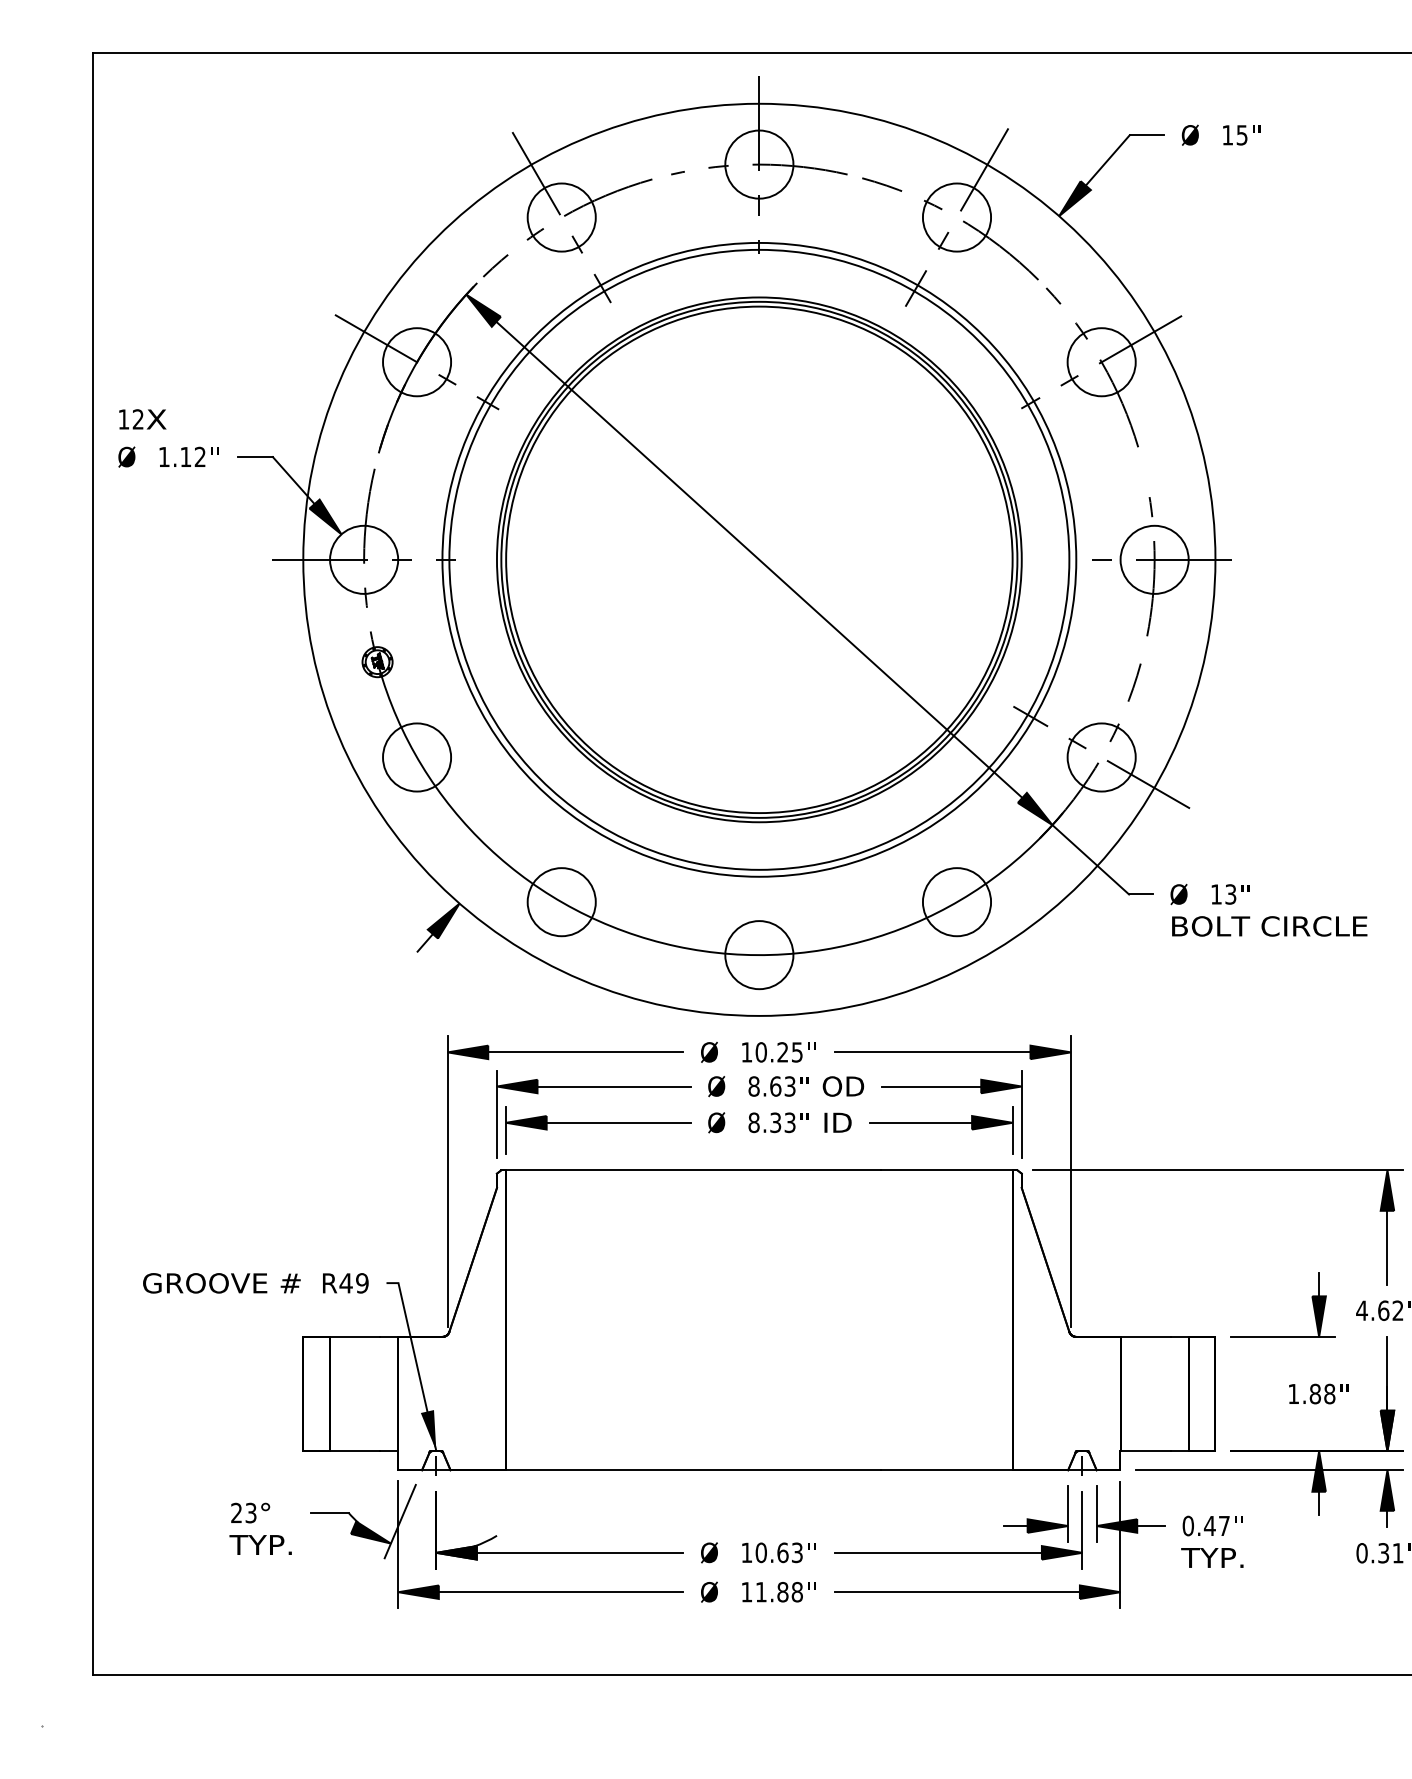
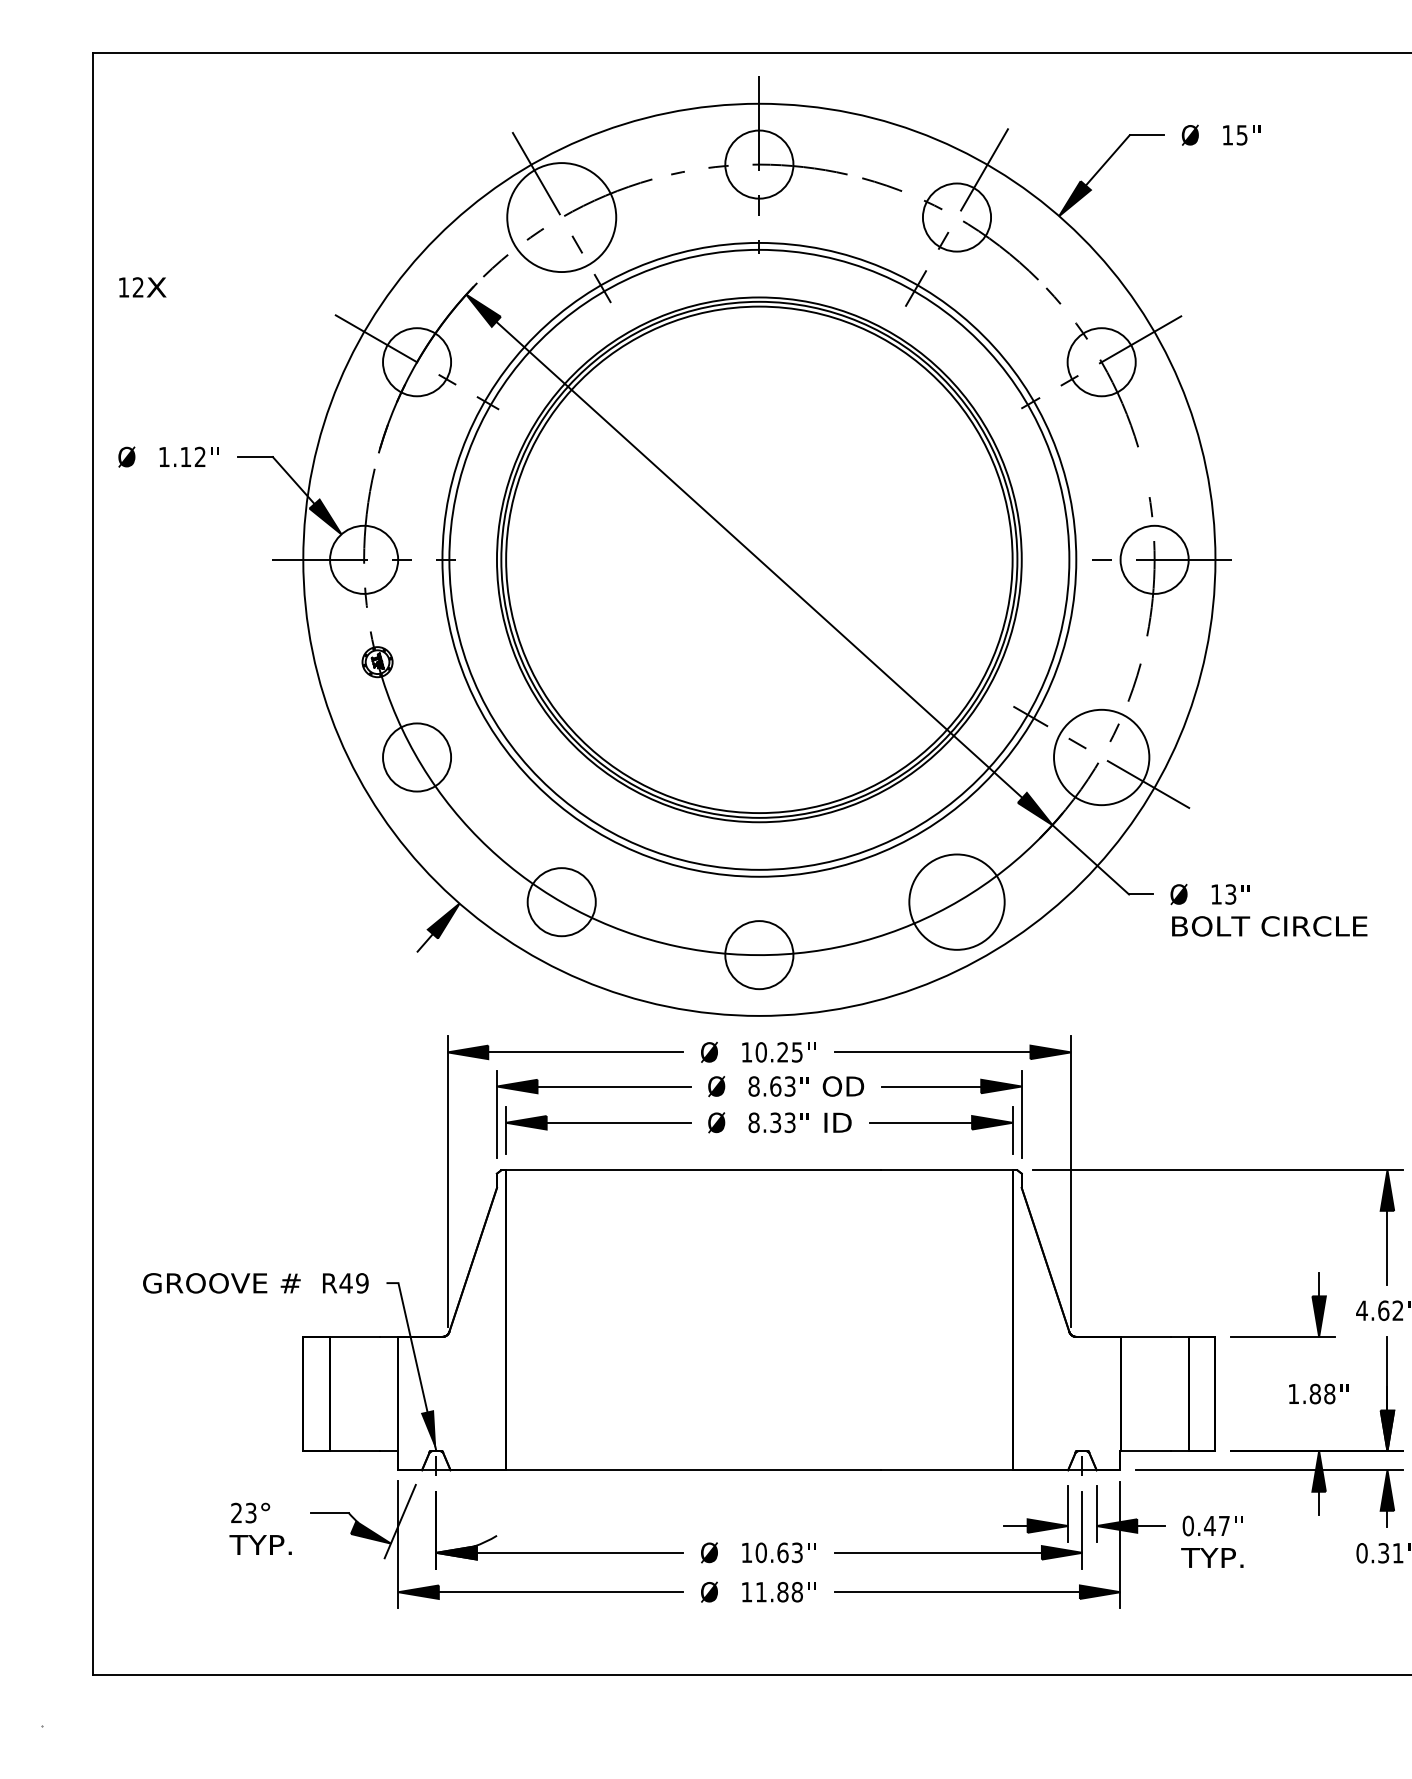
circle diameter: 68 px -> 109 px (561, 217)
text position: (142, 419) -> (142, 287) (142, 287)
circle diameter: 68 px -> 95 px (1101, 757)
circle diameter: 68 px -> 95 px (956, 901)
